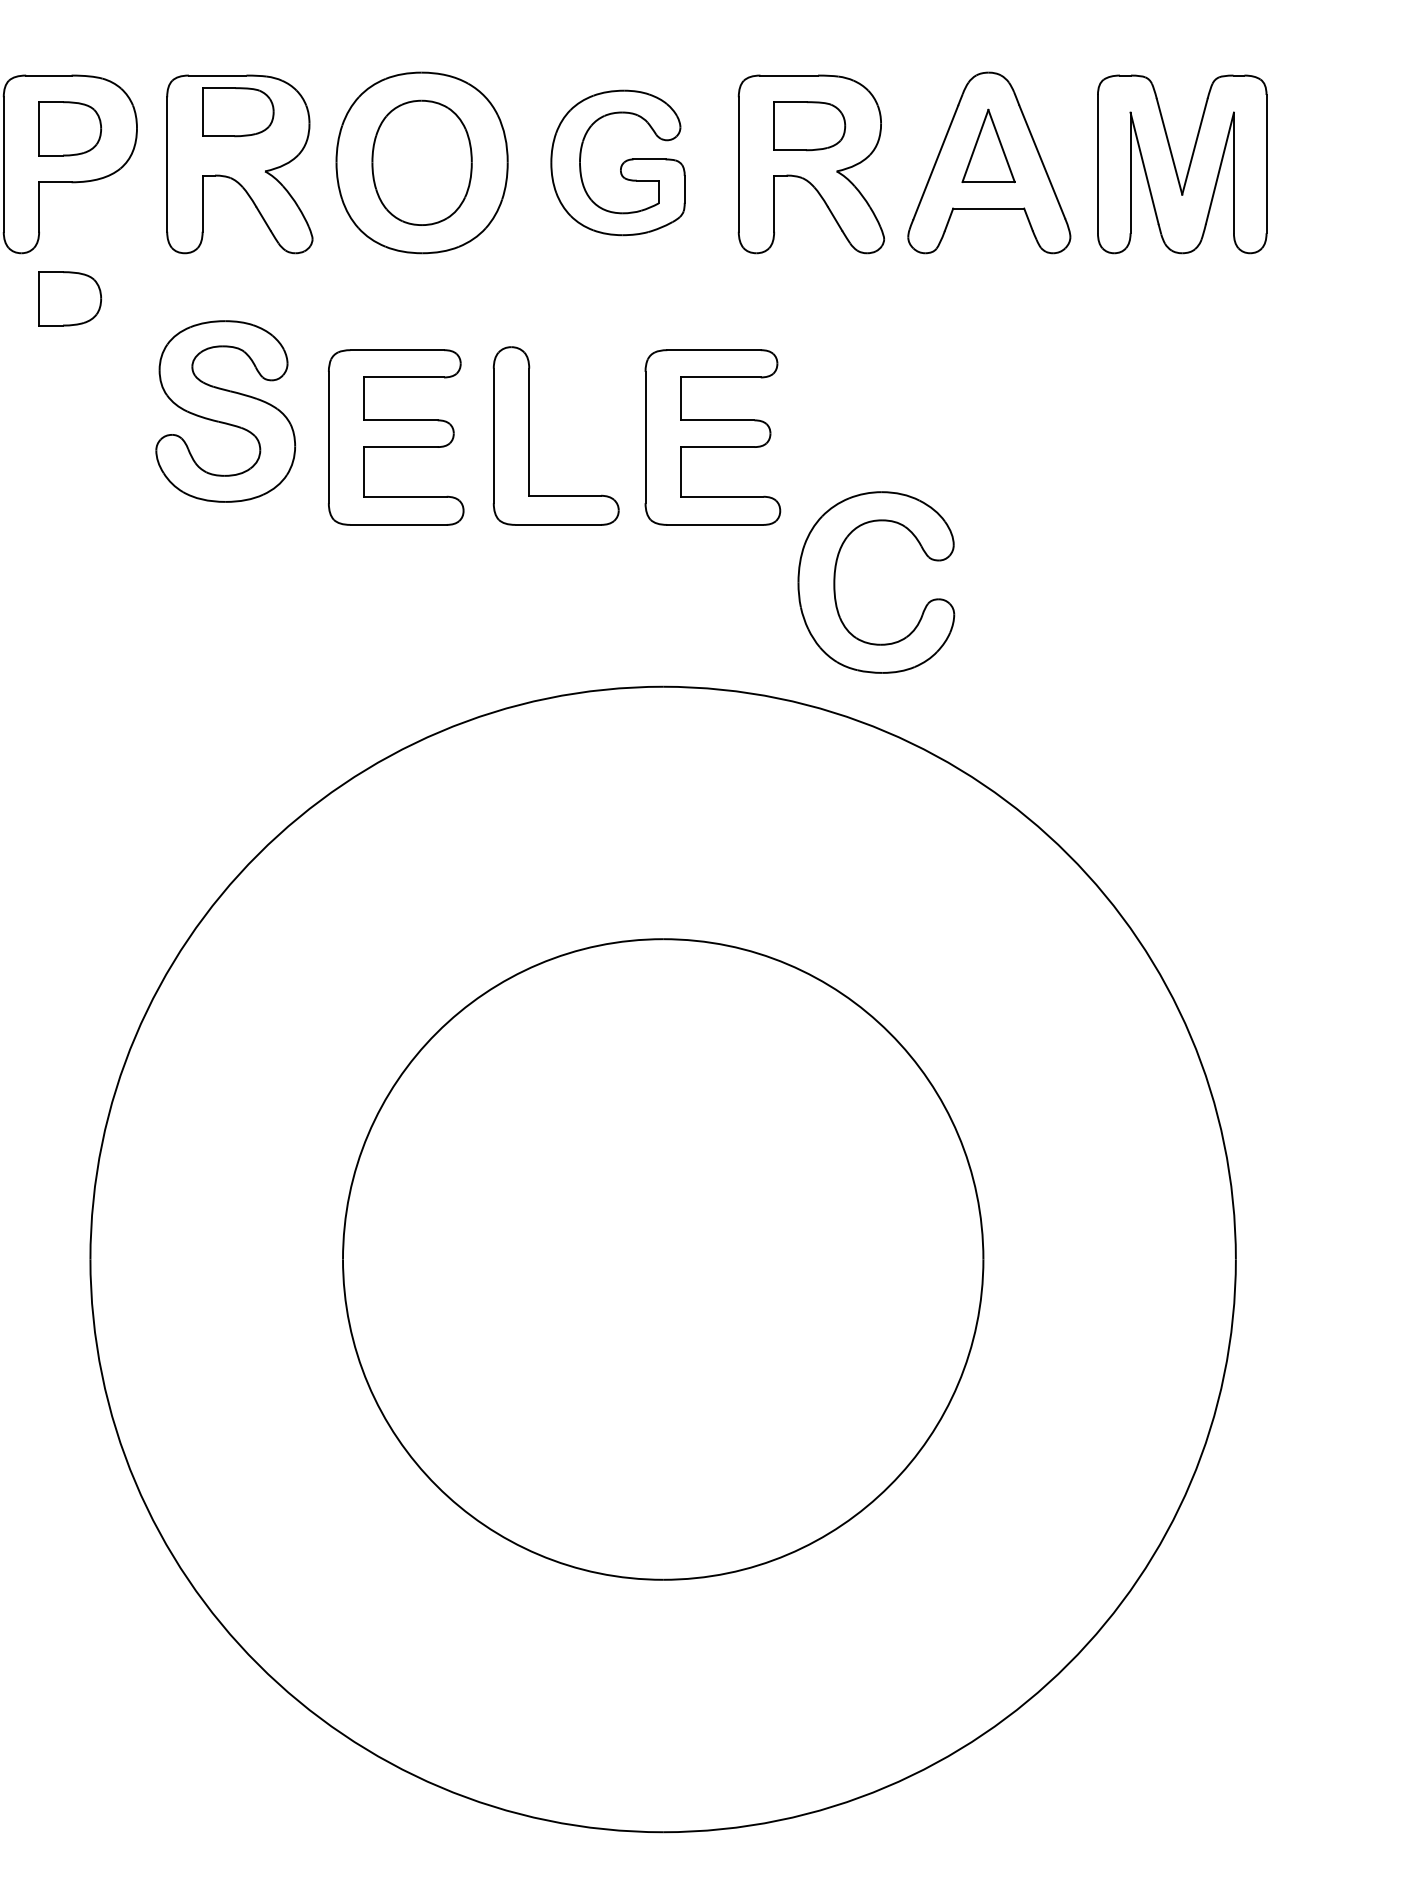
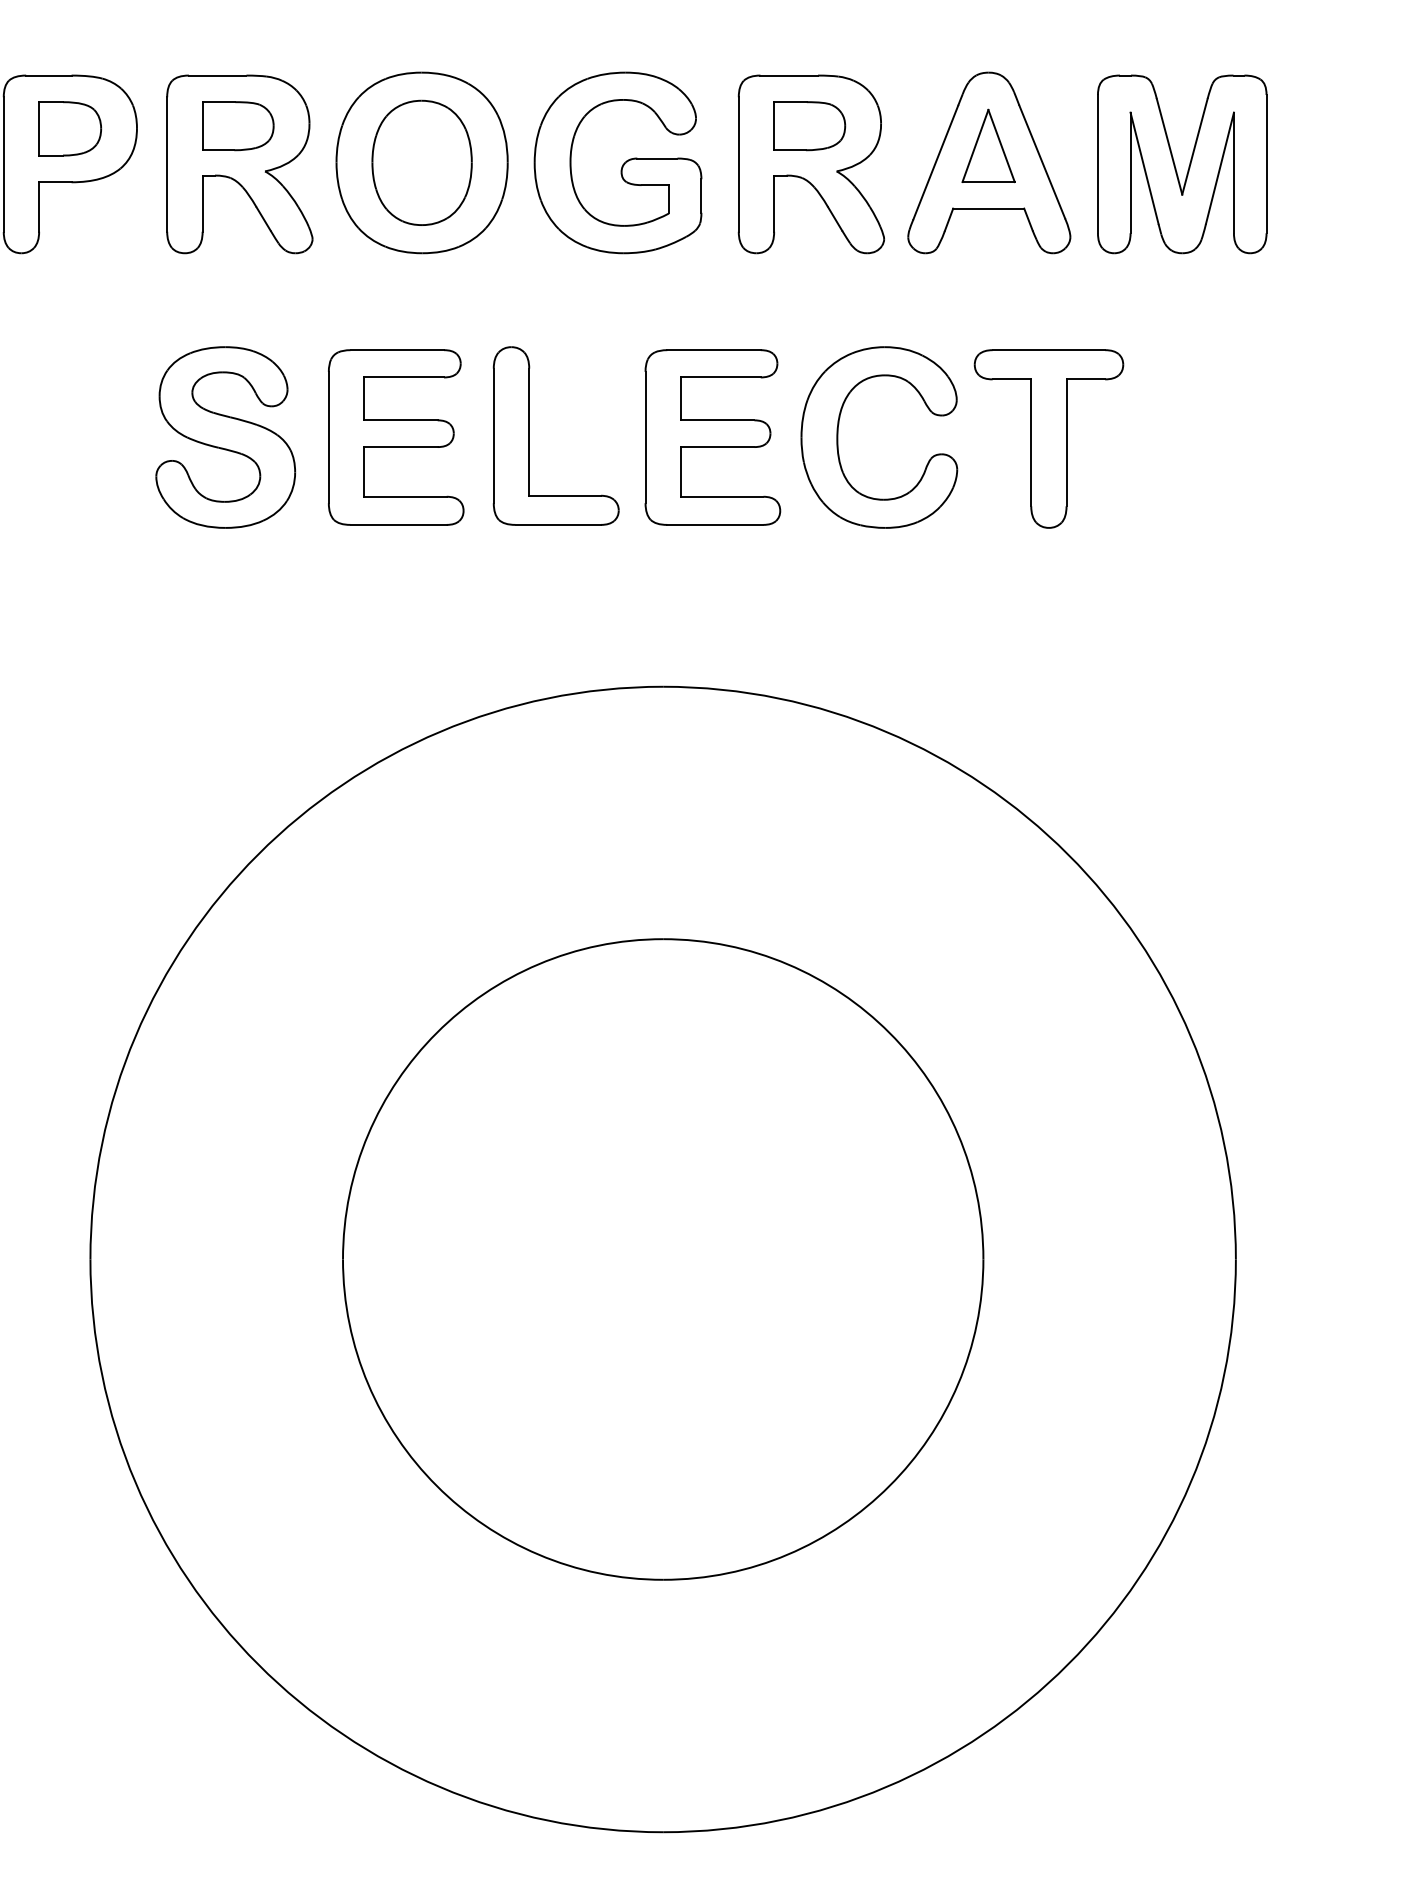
part position: (238, 112) -> (238, 126) (238, 126)
part size: 136x148 px -> 170x184 px (617, 162)
part: present -> none (69, 298)
part position: (225, 411) -> (225, 437) (225, 437)
part: none -> present (1048, 438)
part position: (835, 582) -> (838, 437) (838, 437)
